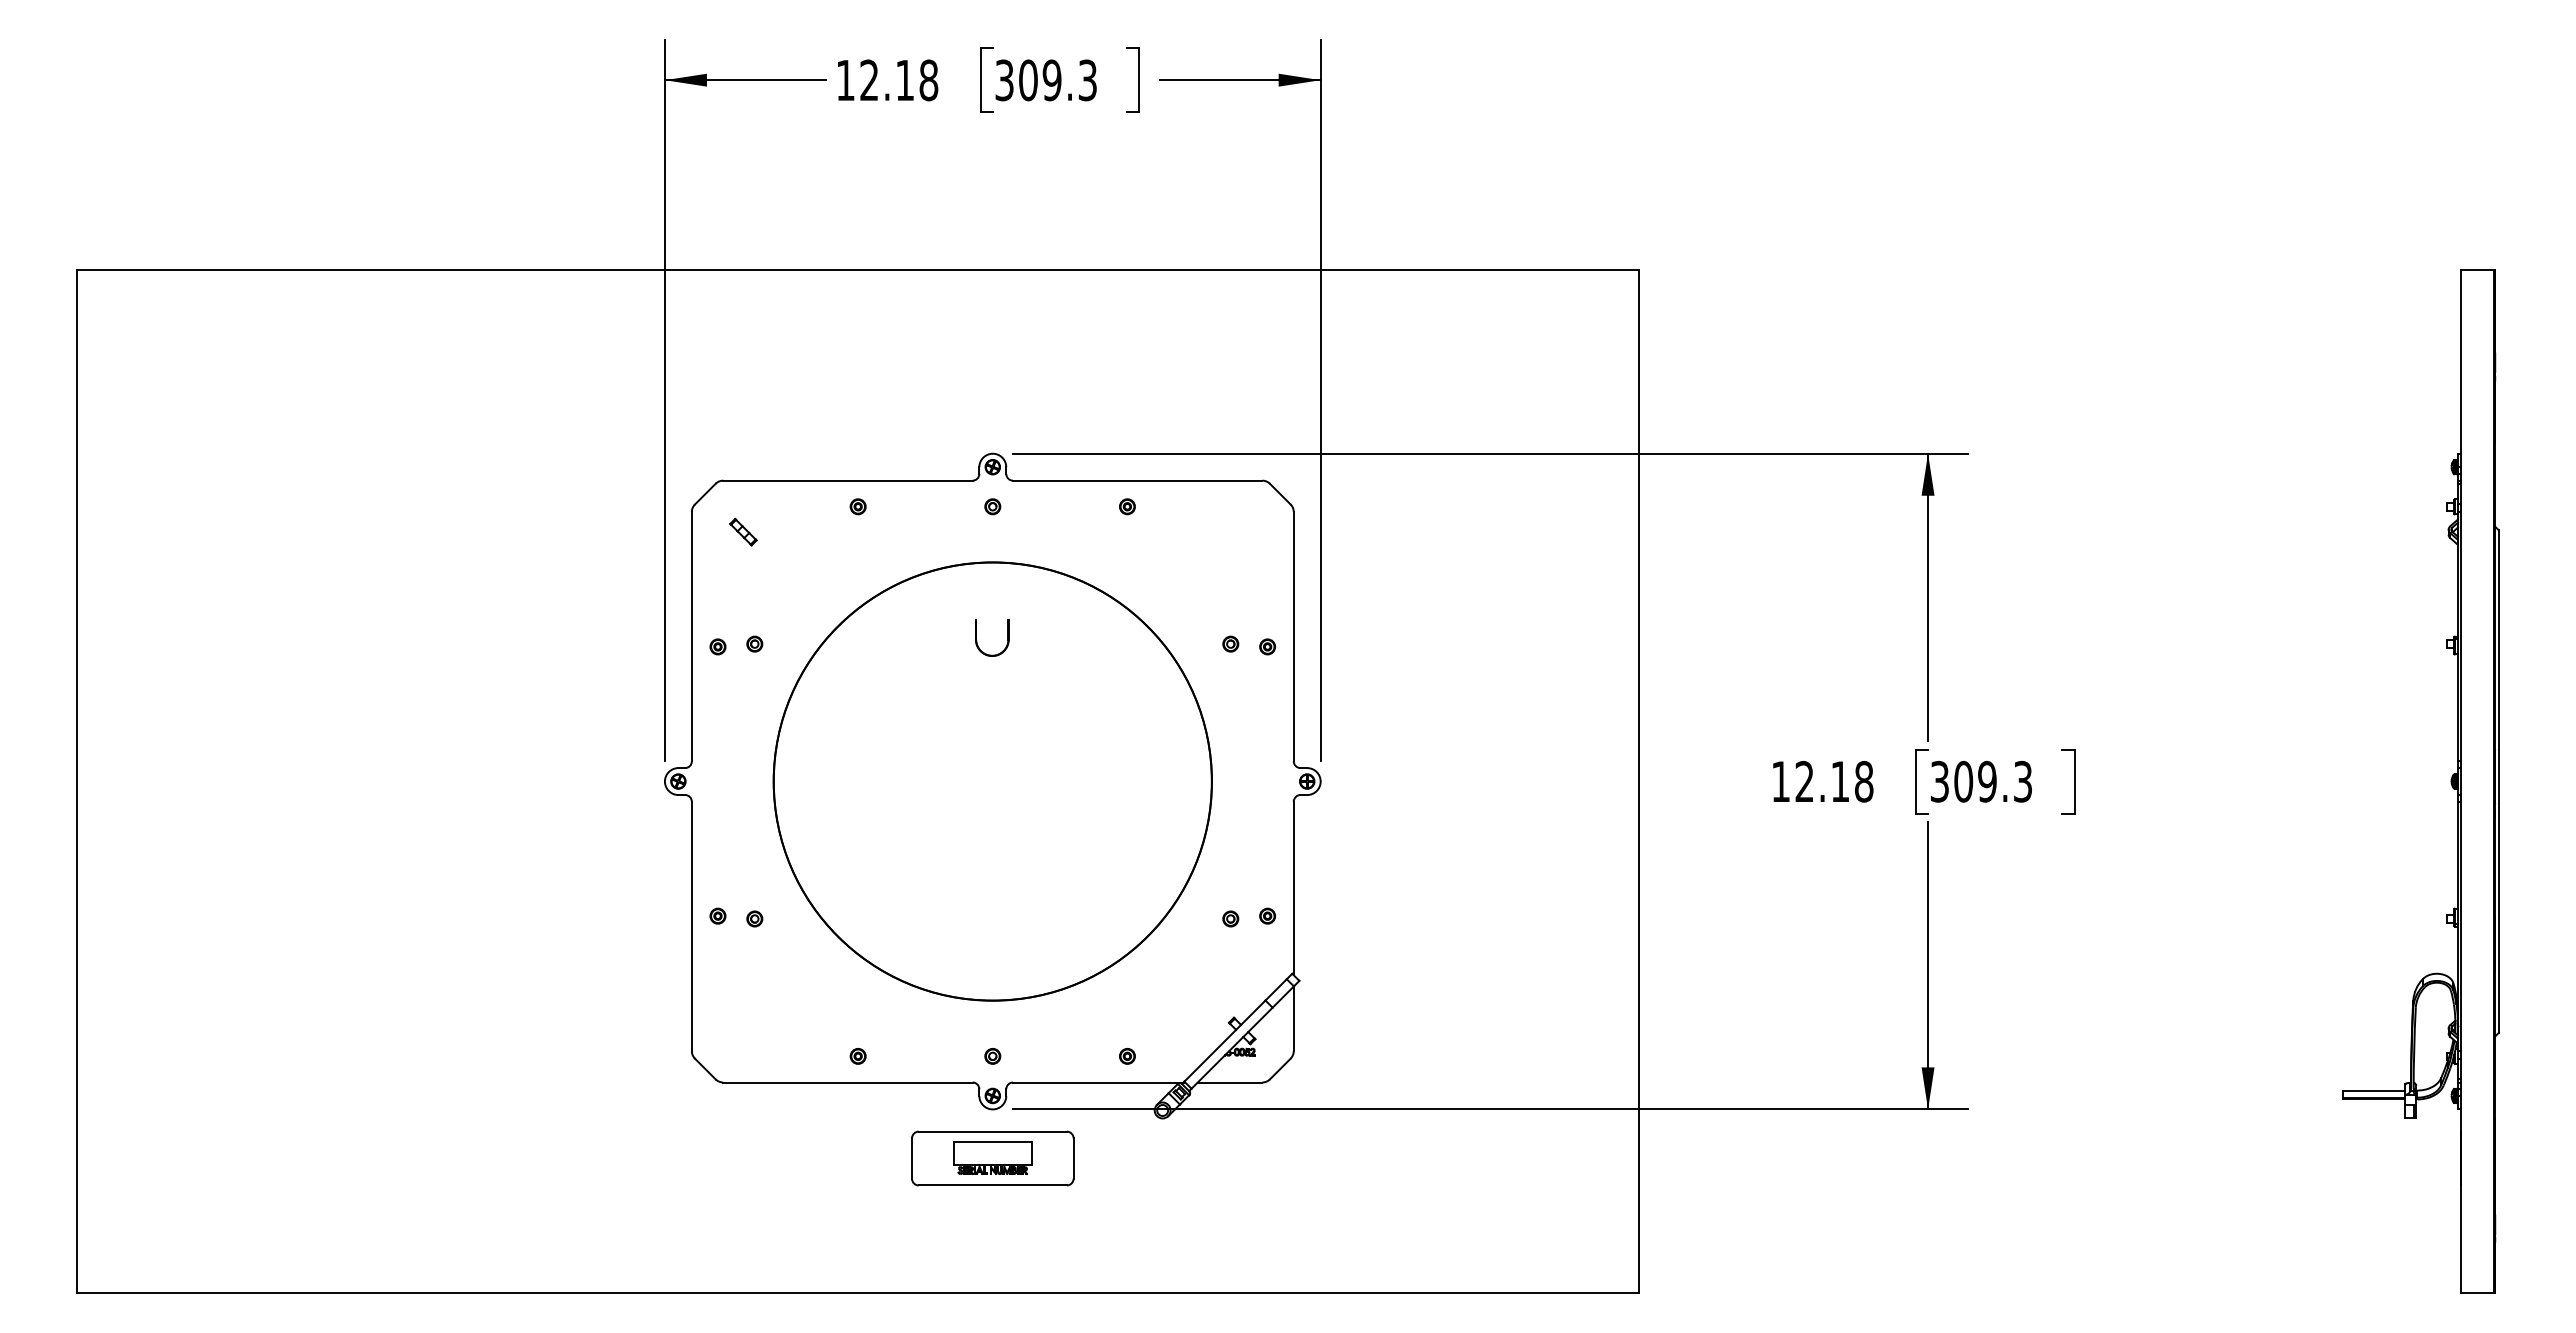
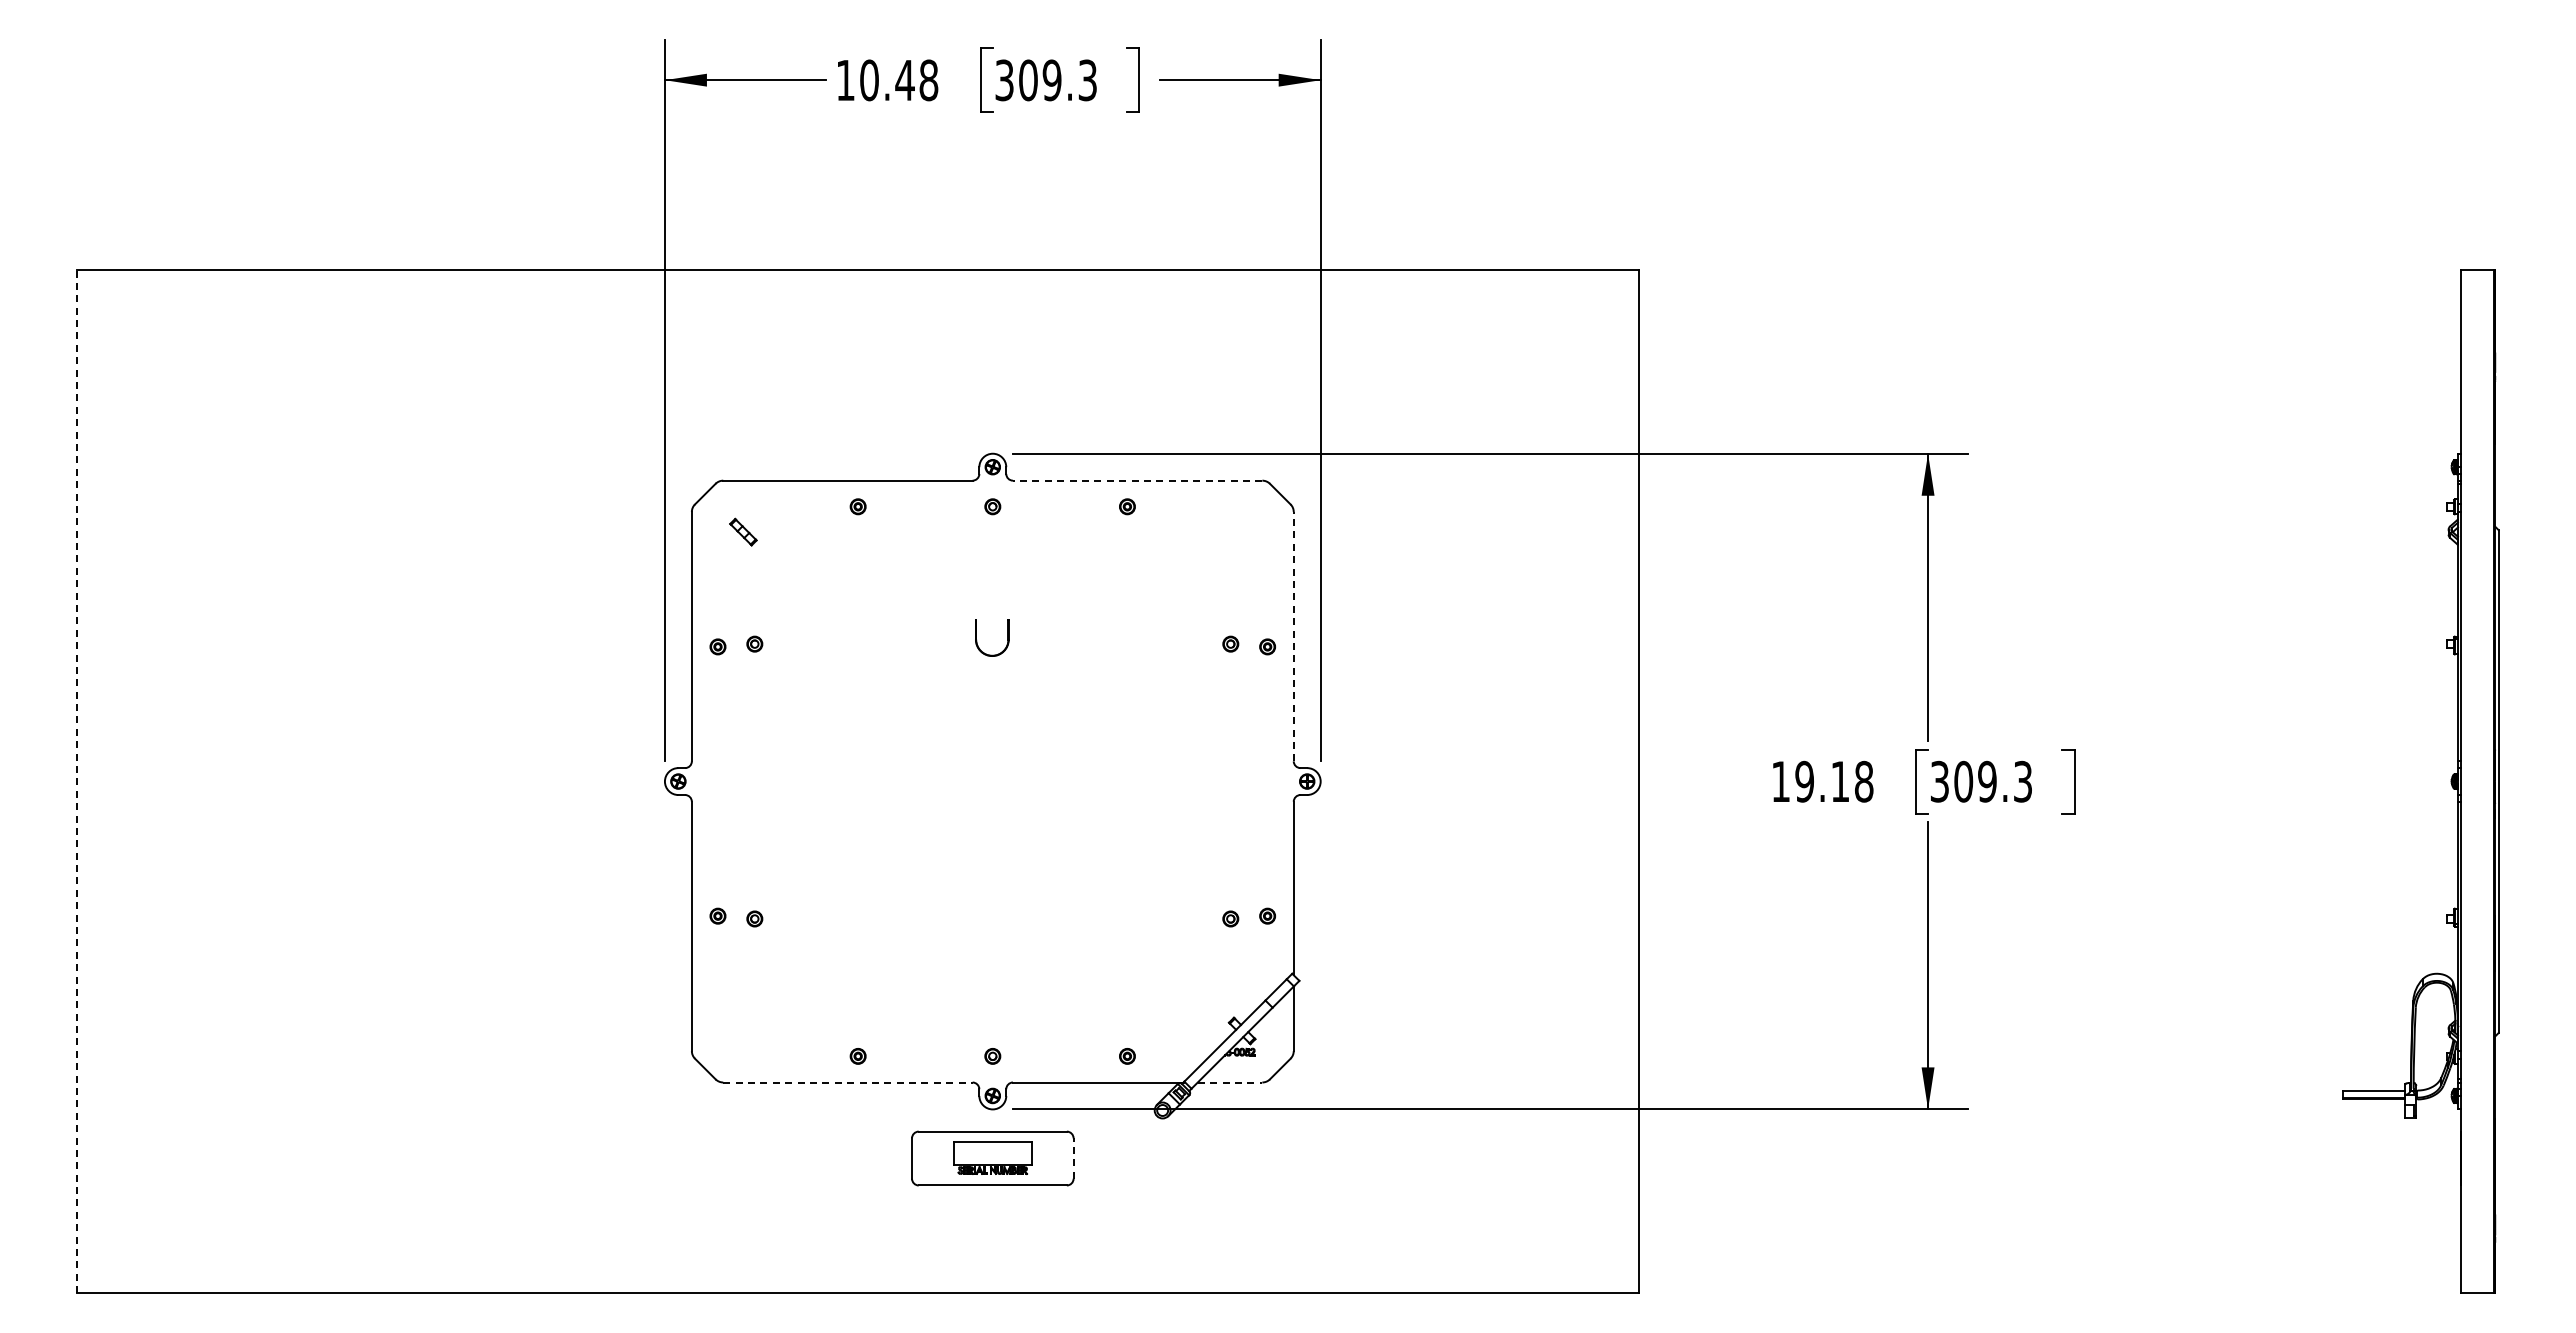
text: 12.18 -> 10.48 (887, 80)
line: solid -> dashed (1137, 480)
line: solid -> dashed (1293, 636)
line: solid -> dashed (77, 781)
circle: present -> none (992, 781)
text: 12.18 -> 19.18 (1804, 781)
line: solid -> dashed (847, 1082)
line: solid -> dashed (1230, 1082)
line: solid -> dashed (1073, 1158)
